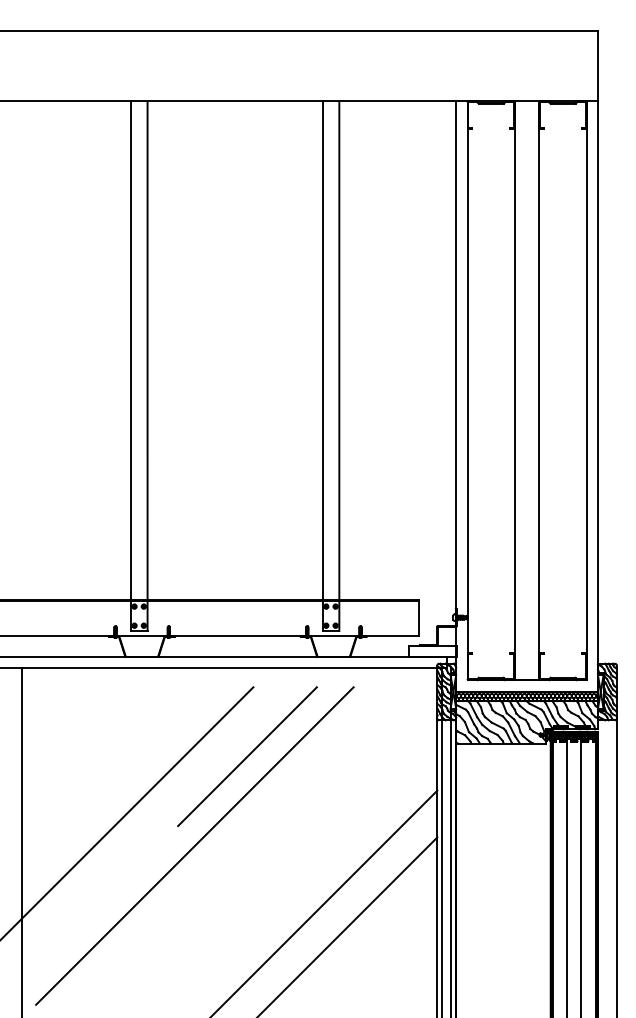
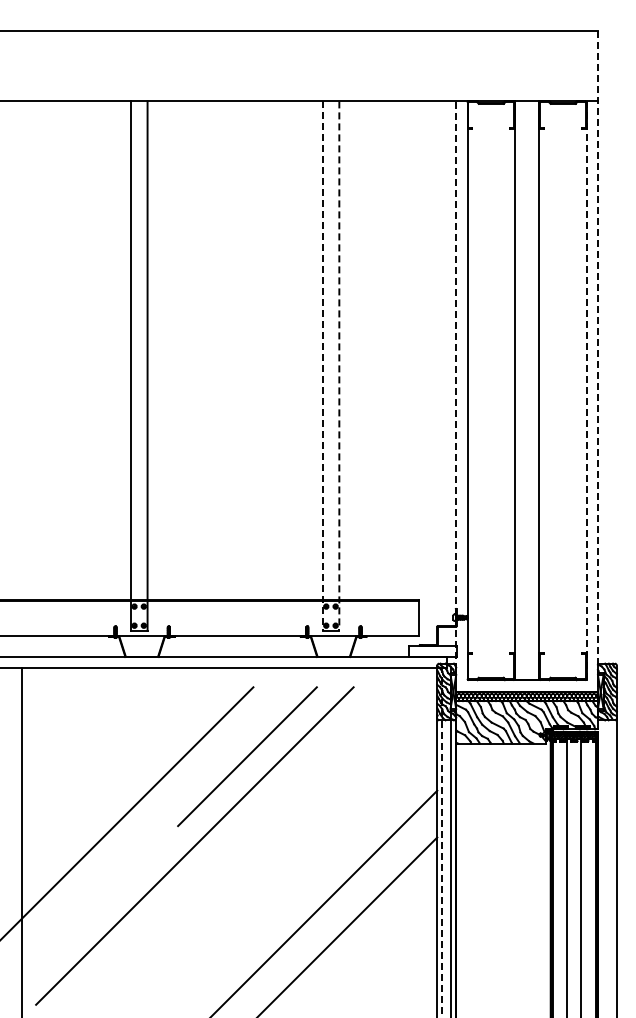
line: solid -> dashed (597, 361)
line: solid -> dashed (322, 366)
line: solid -> dashed (339, 366)
line: solid -> dashed (586, 391)
line: solid -> dashed (456, 395)
line: solid -> dashed (442, 842)
